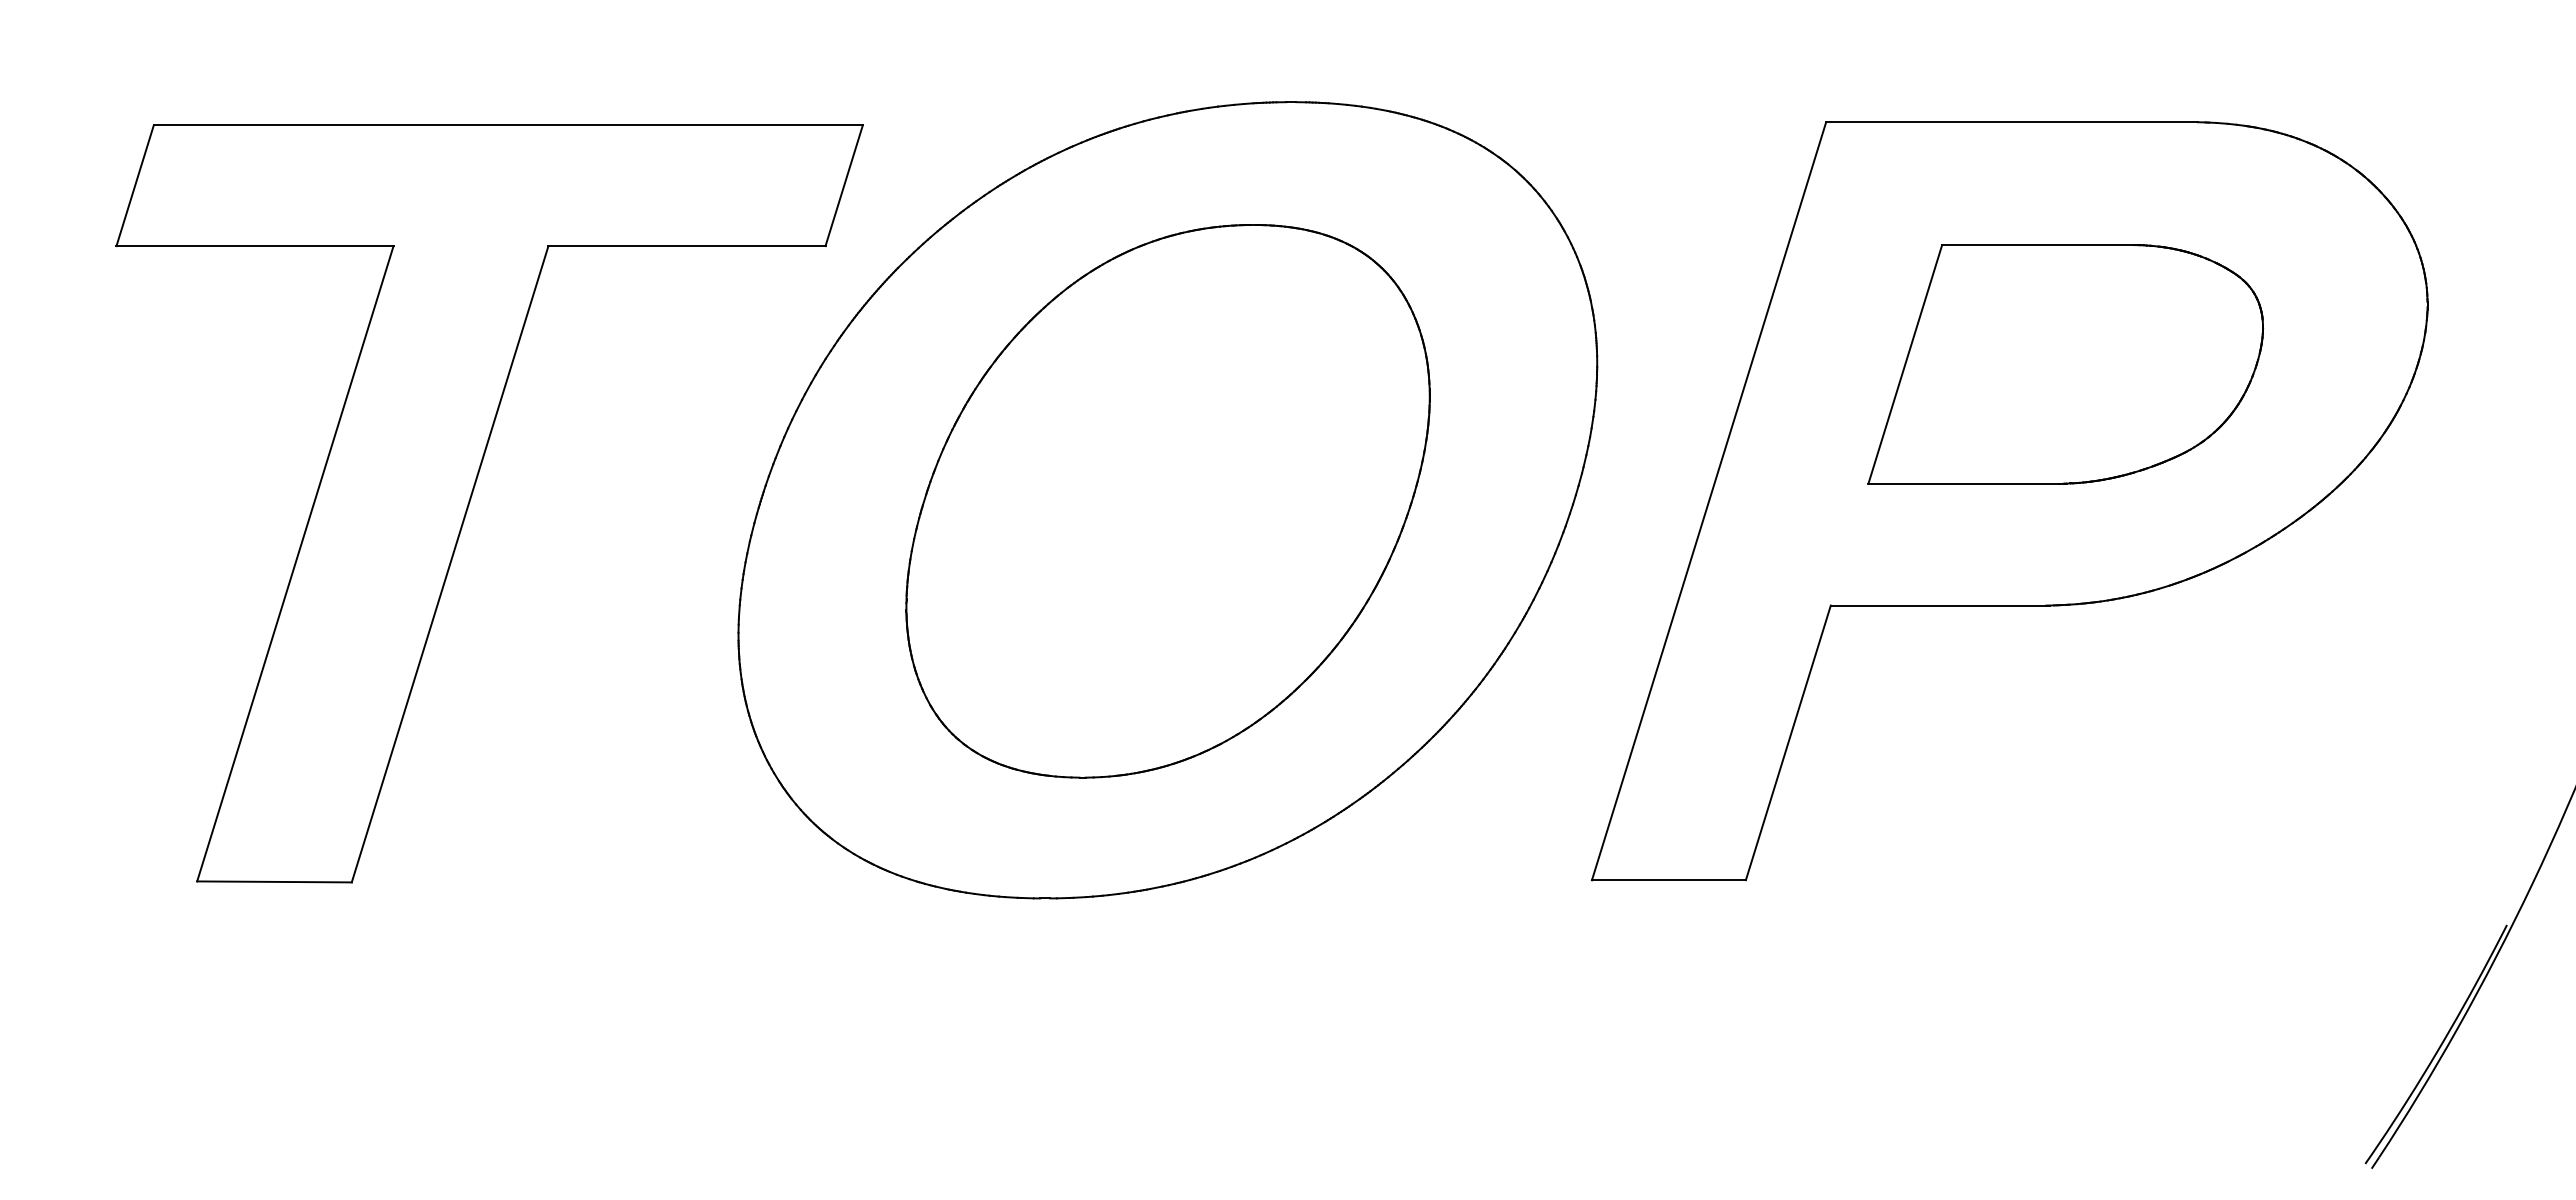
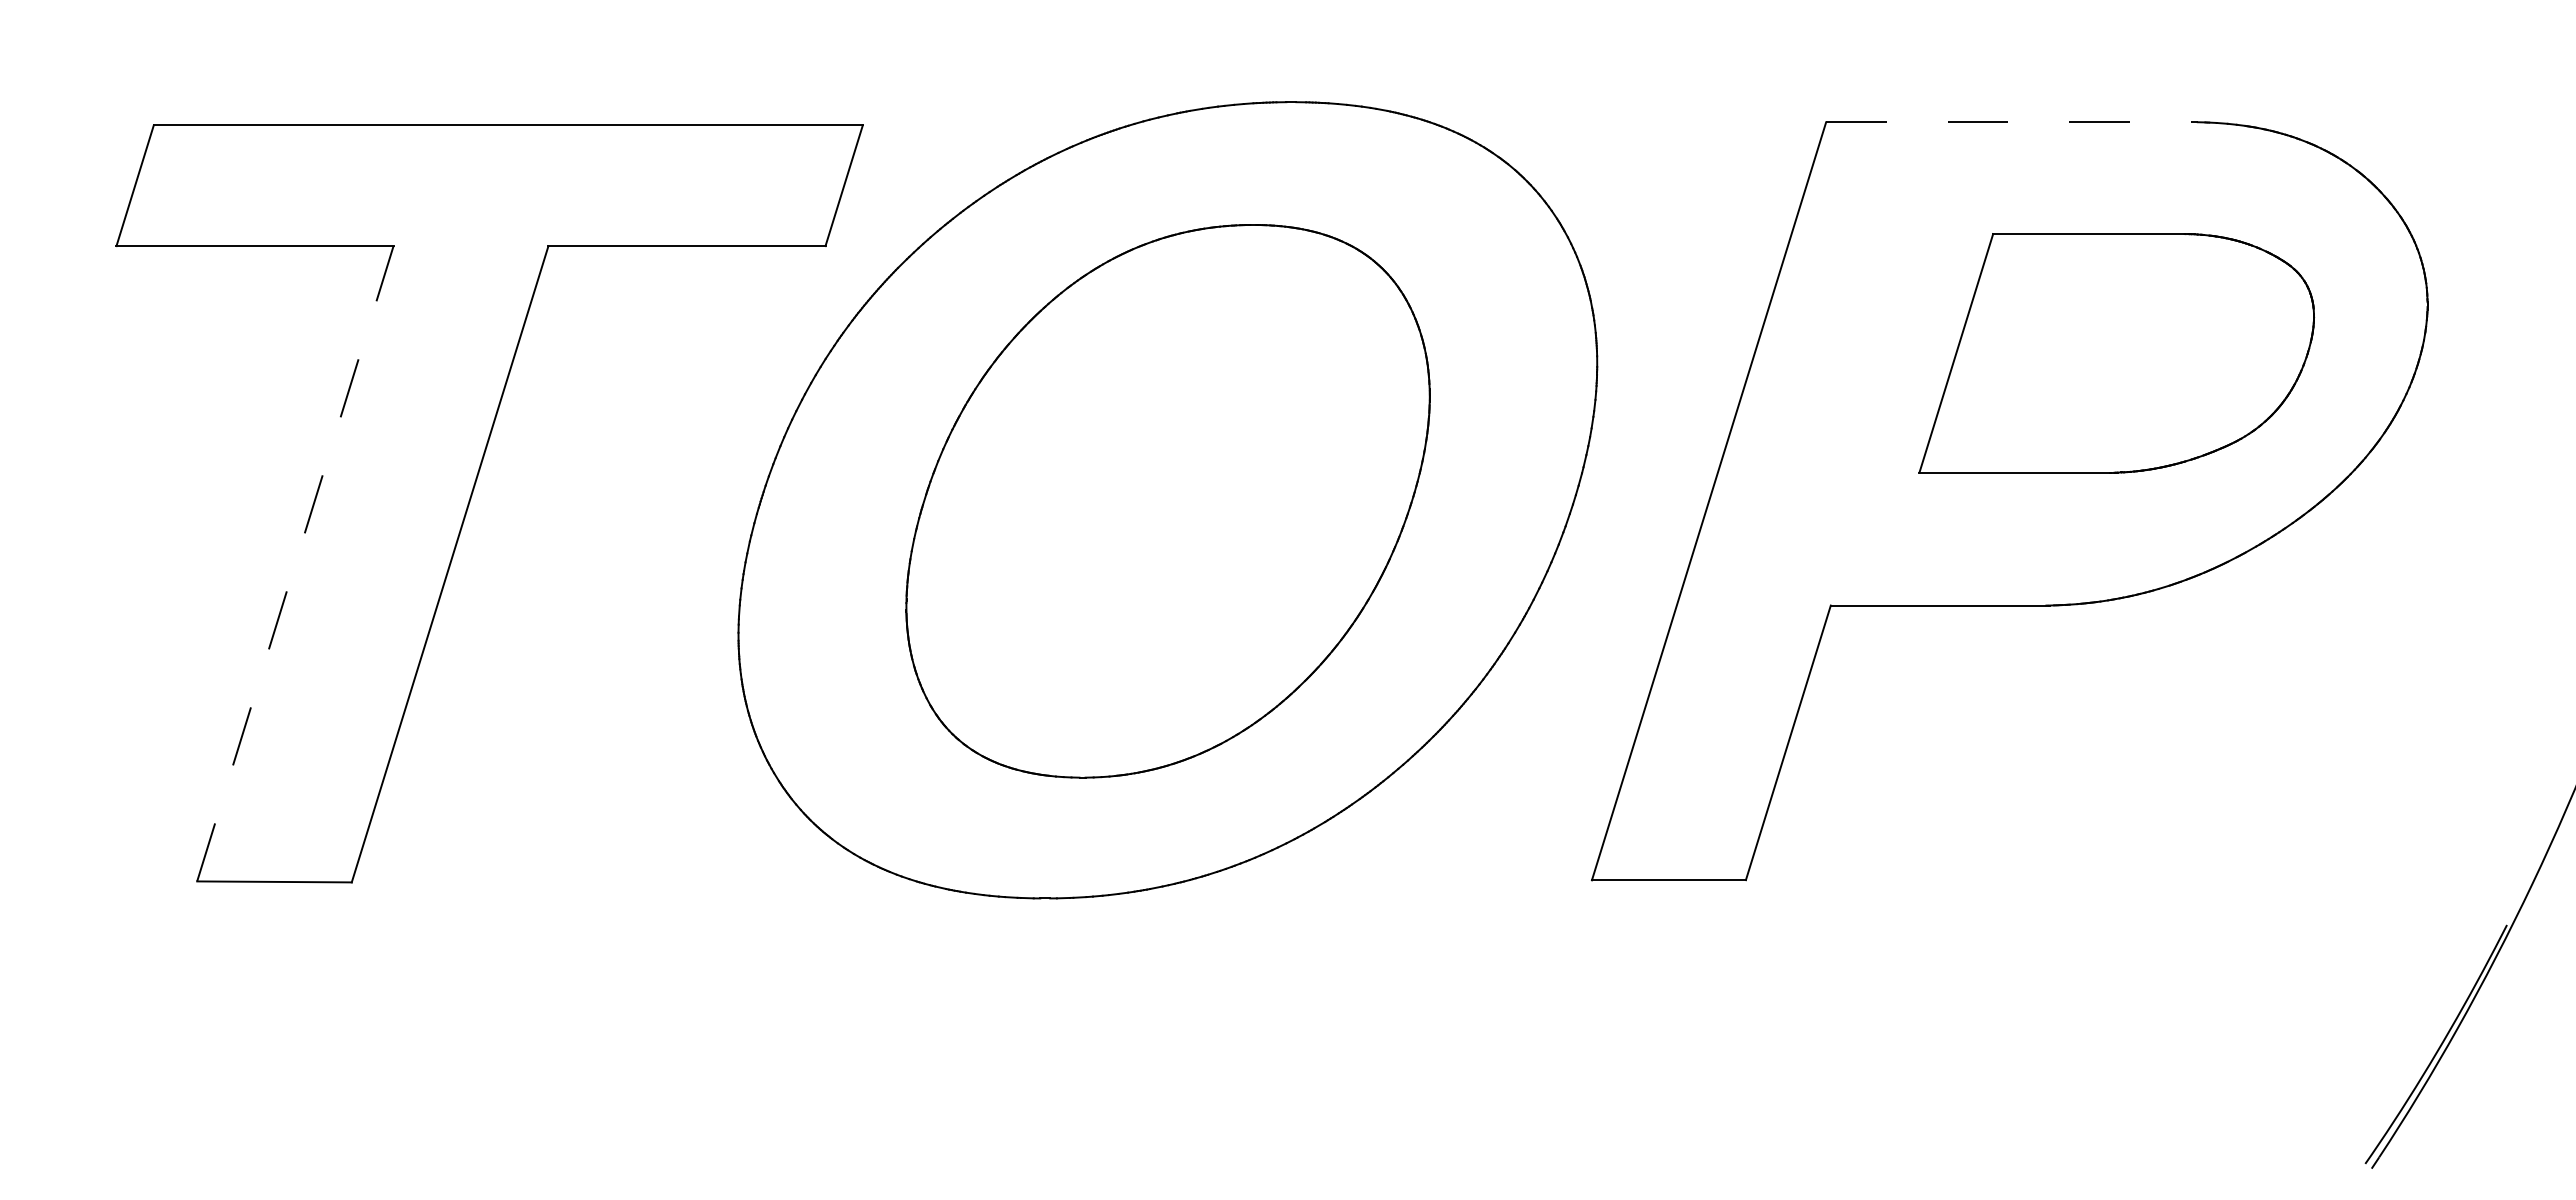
line: solid -> dashed (2011, 122)
part position: (2065, 364) -> (2116, 353) (2116, 353)
line: solid -> dashed (295, 563)
